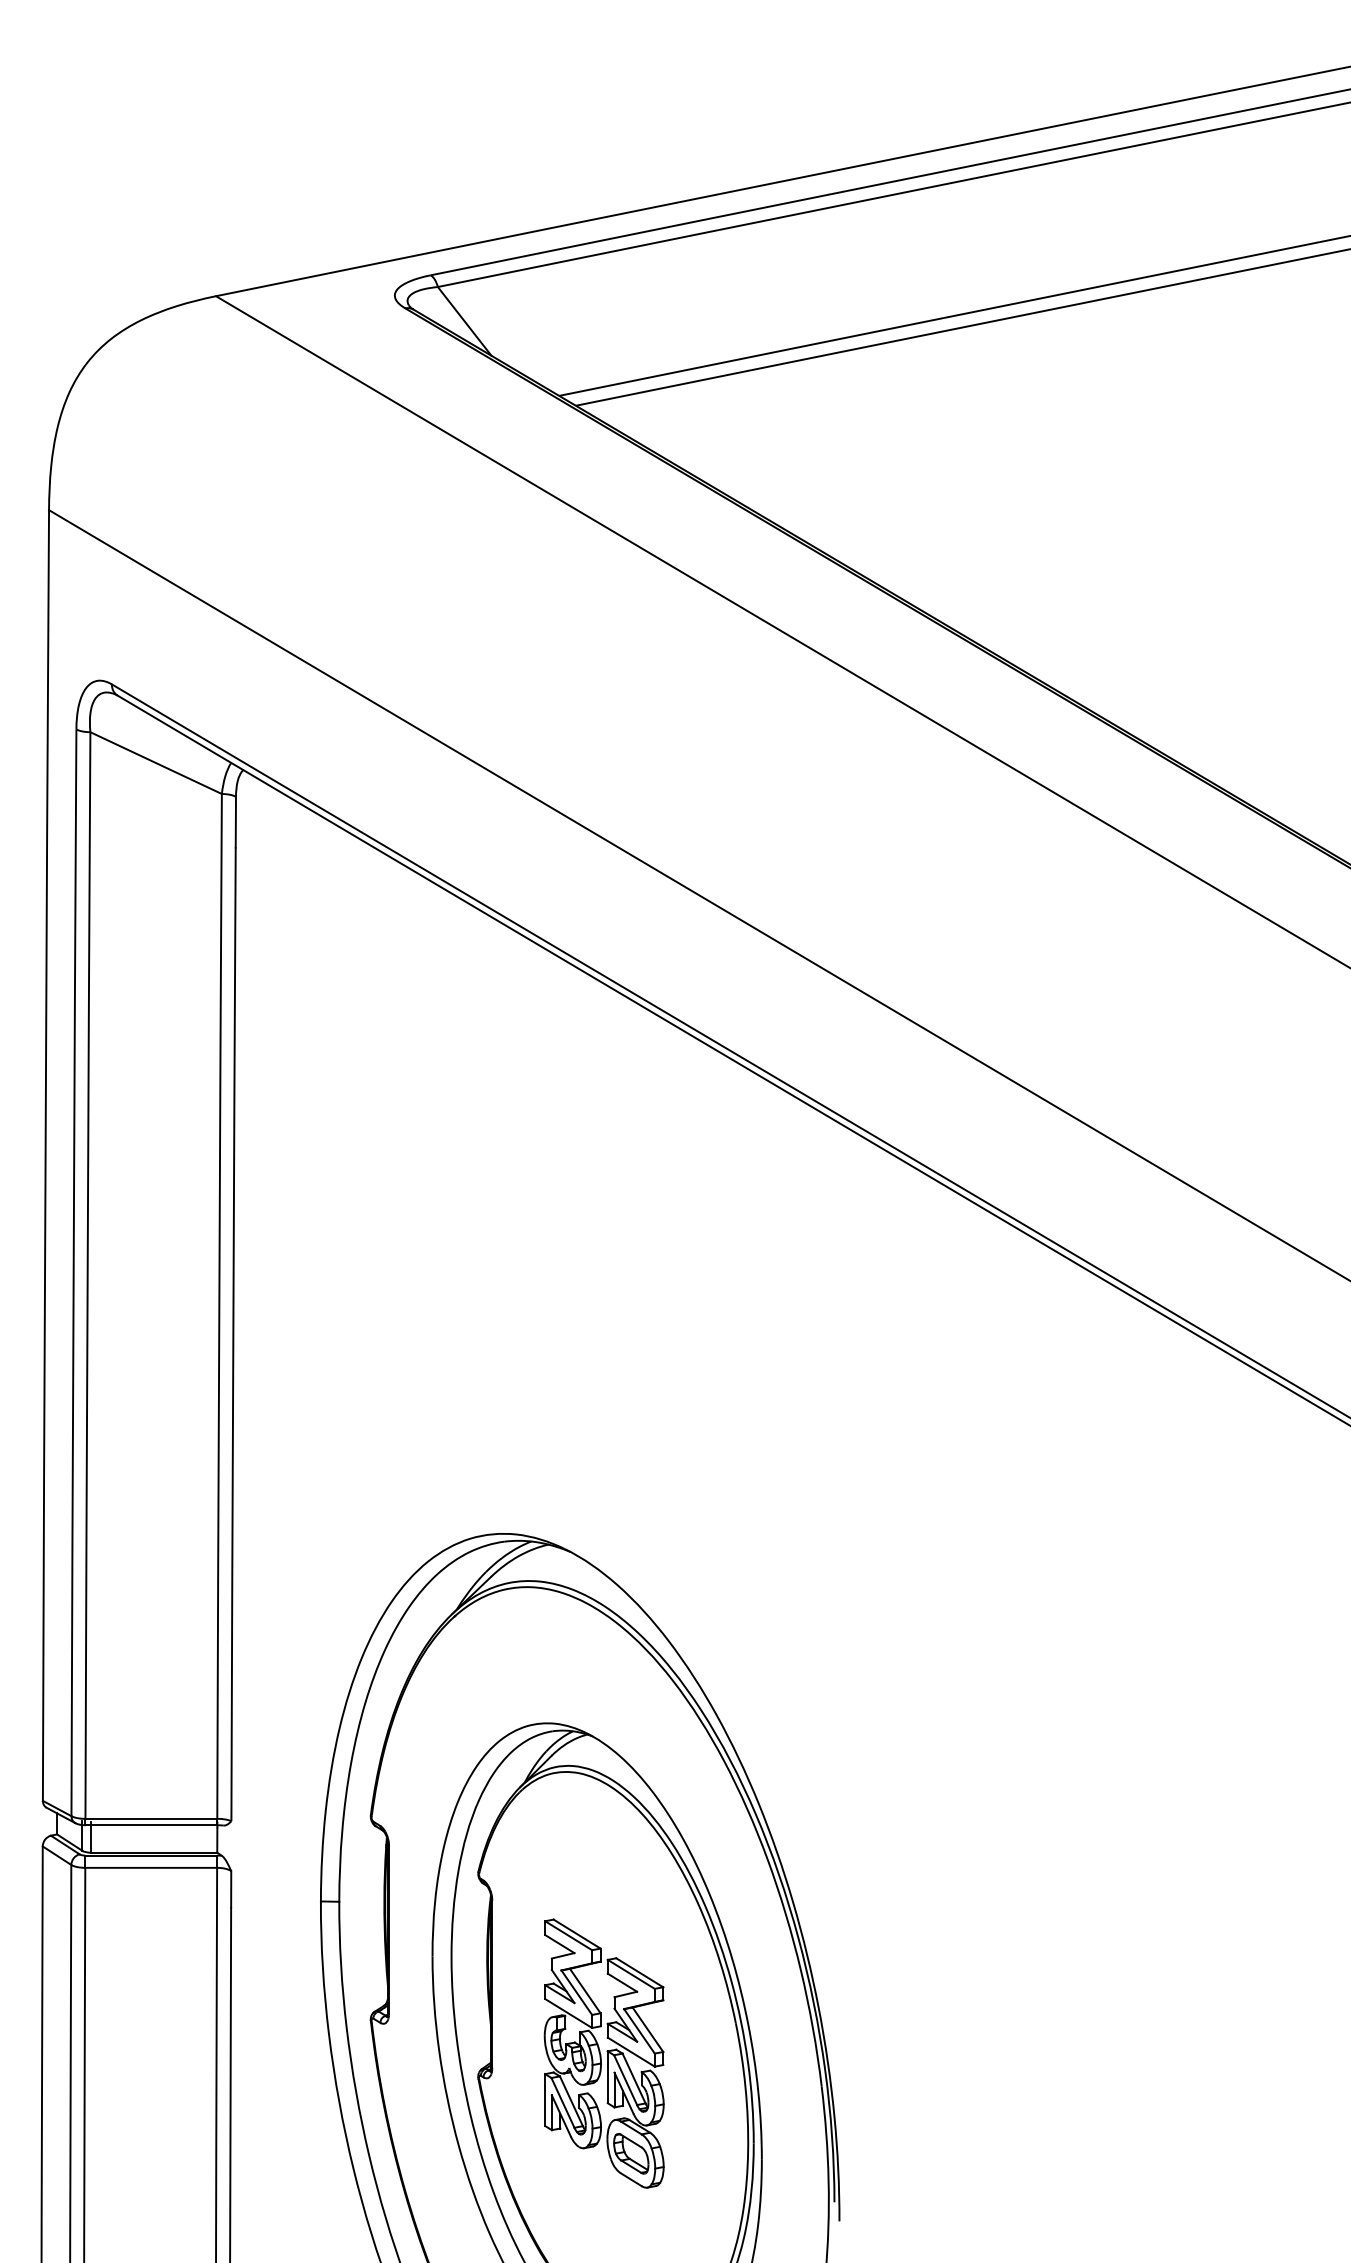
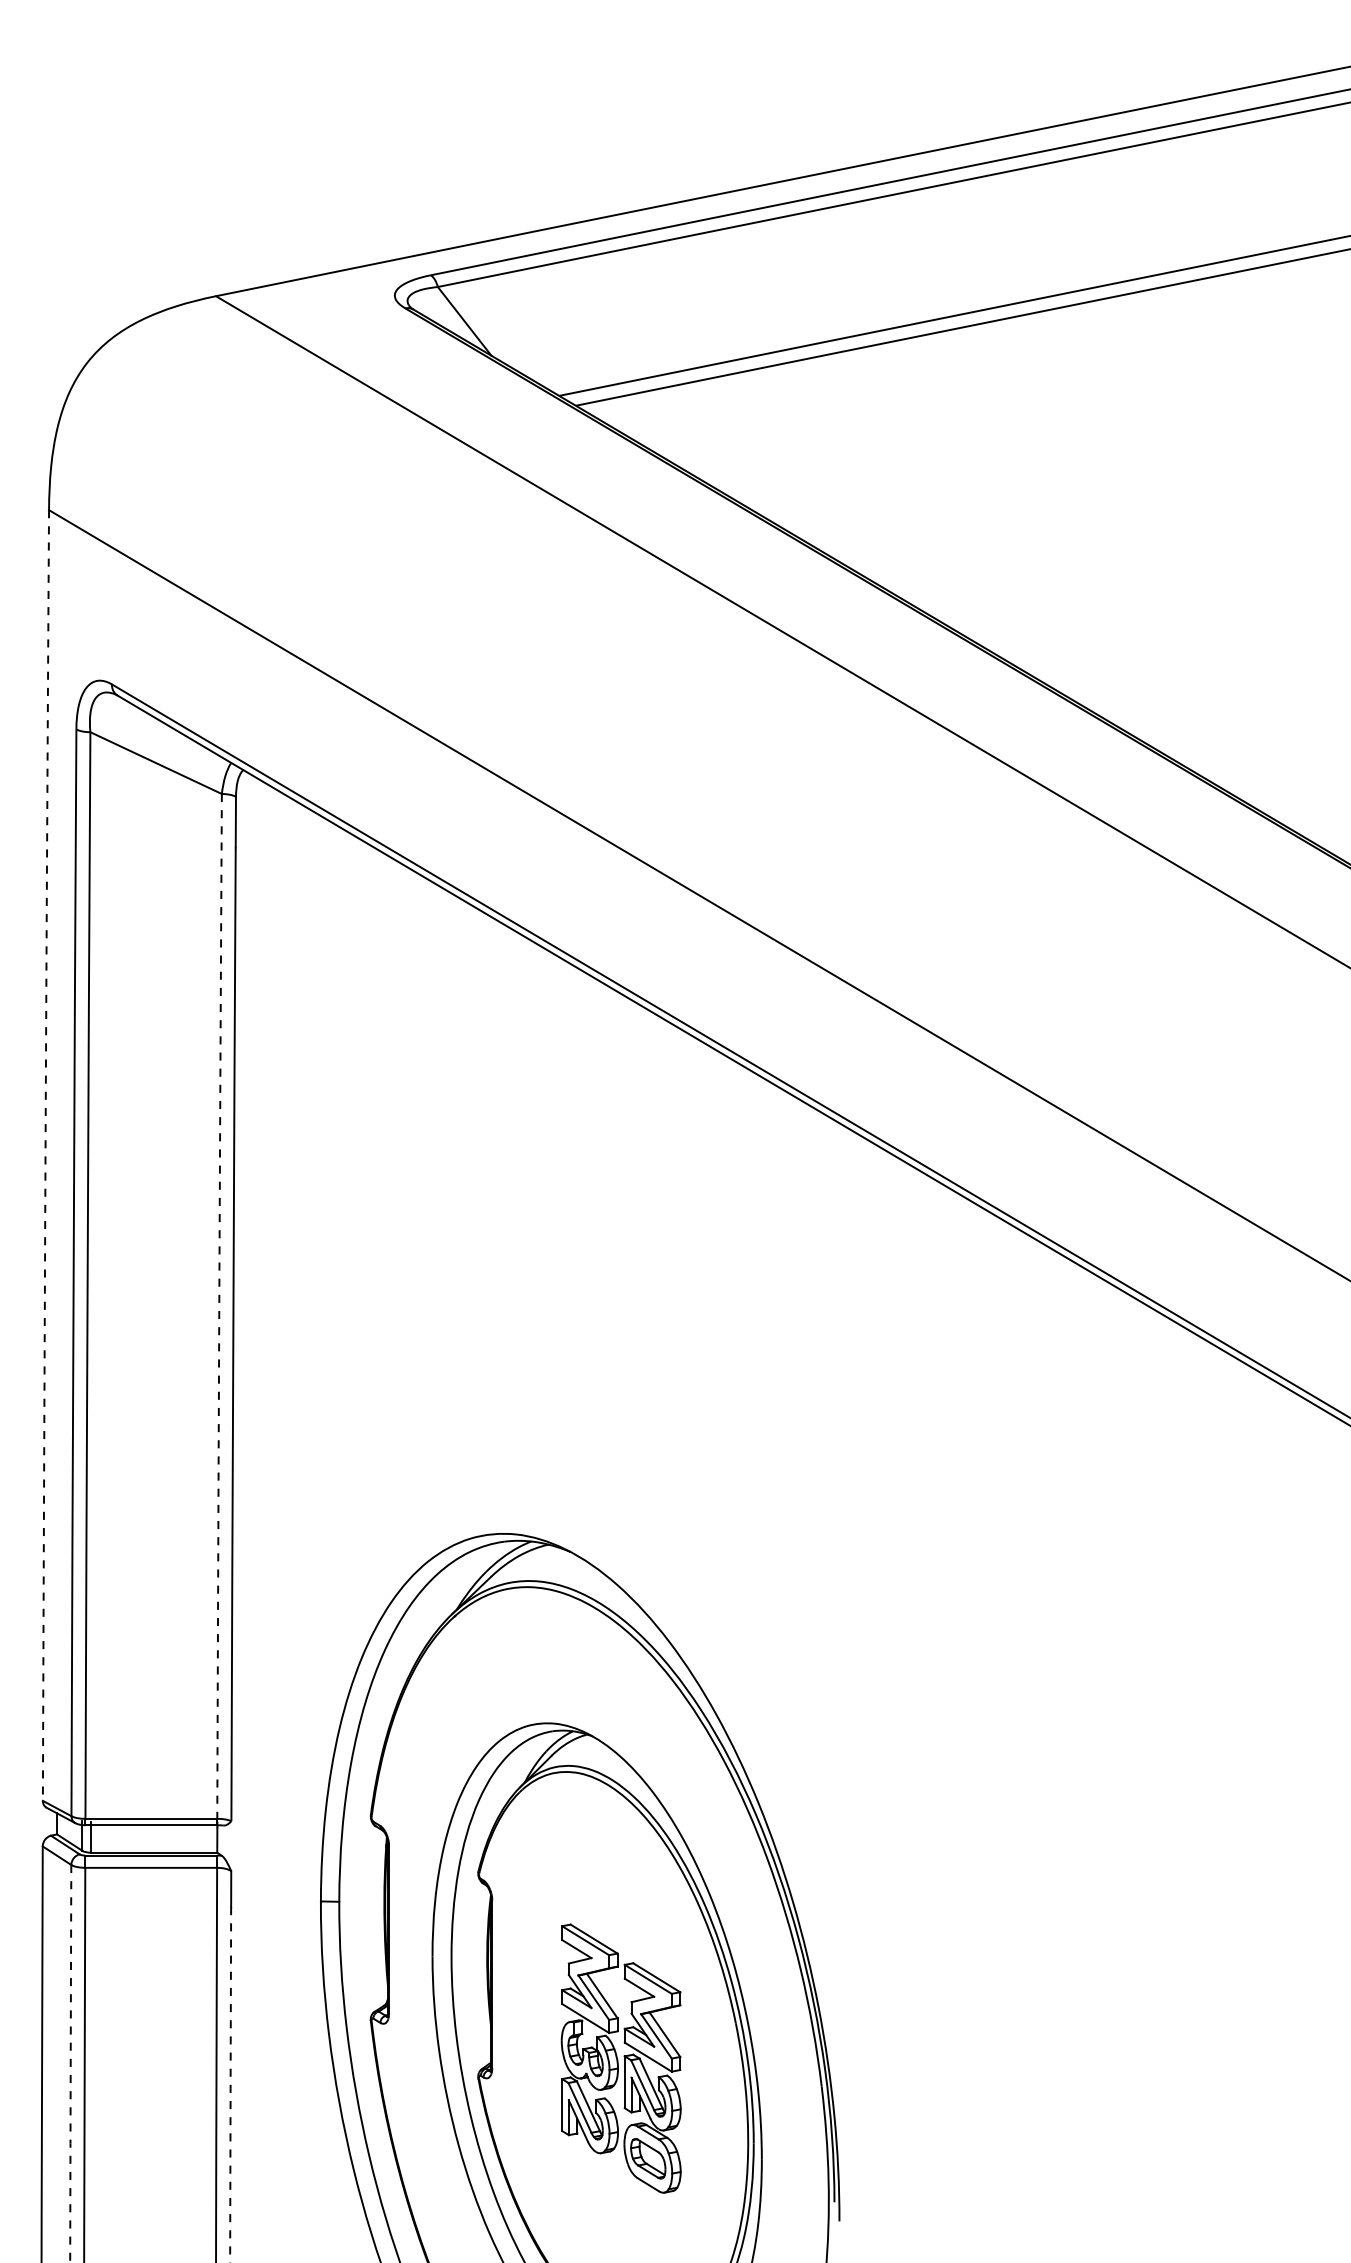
arc: solid -> dashed (45, 1155)
arc: solid -> dashed (219, 1306)
part position: (603, 2053) -> (620, 2058) (620, 2058)
arc: solid -> dashed (70, 2064)
arc: solid -> dashed (230, 2085)
